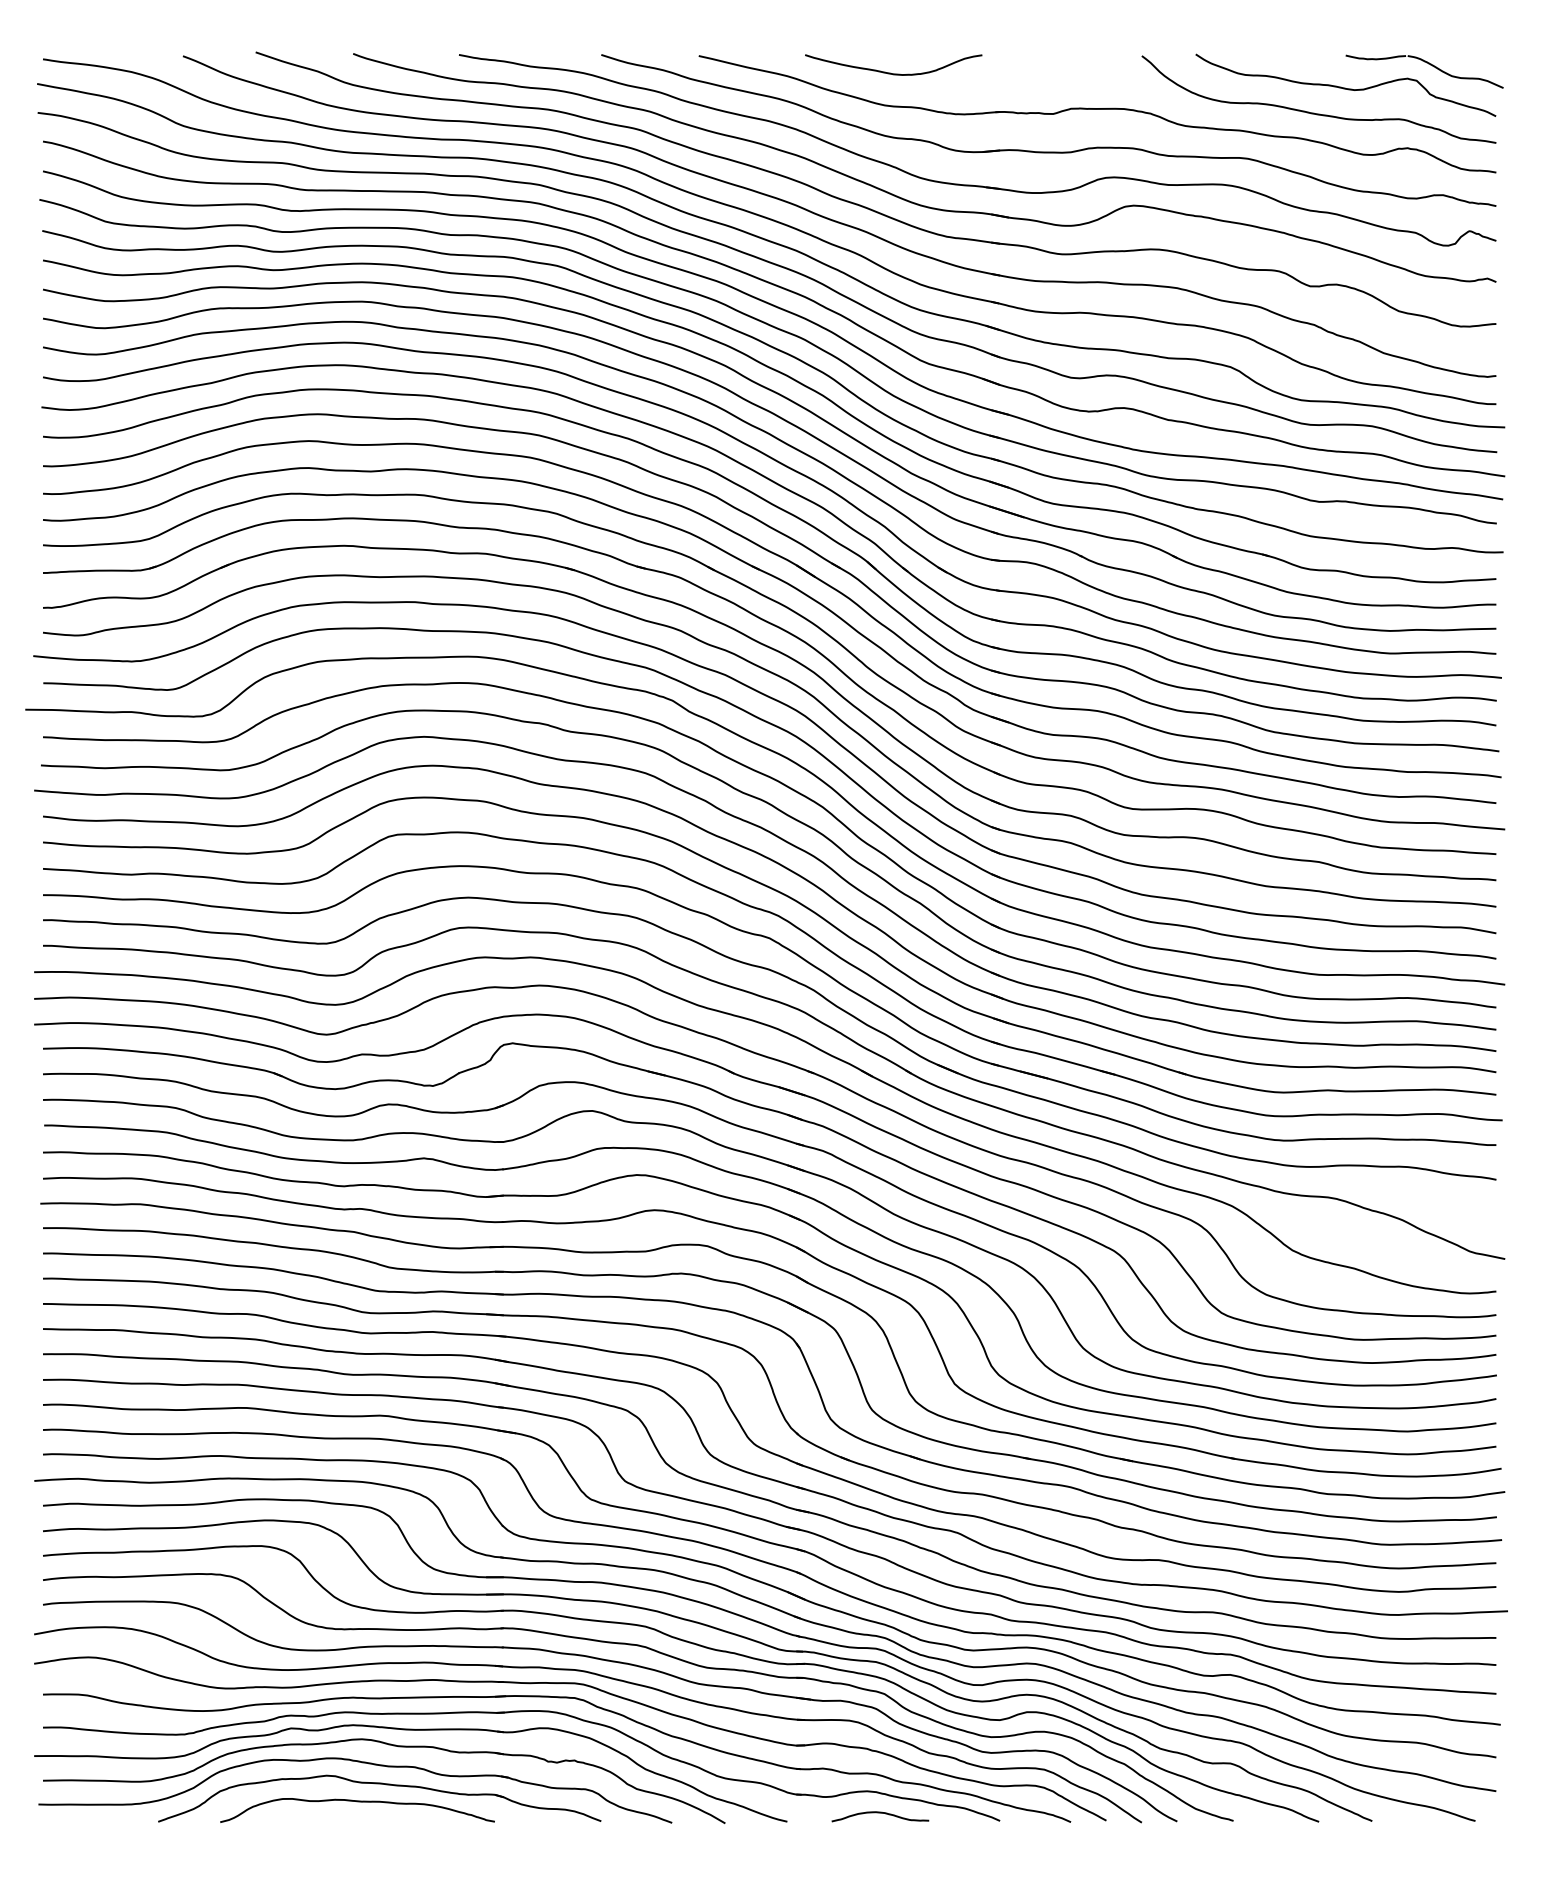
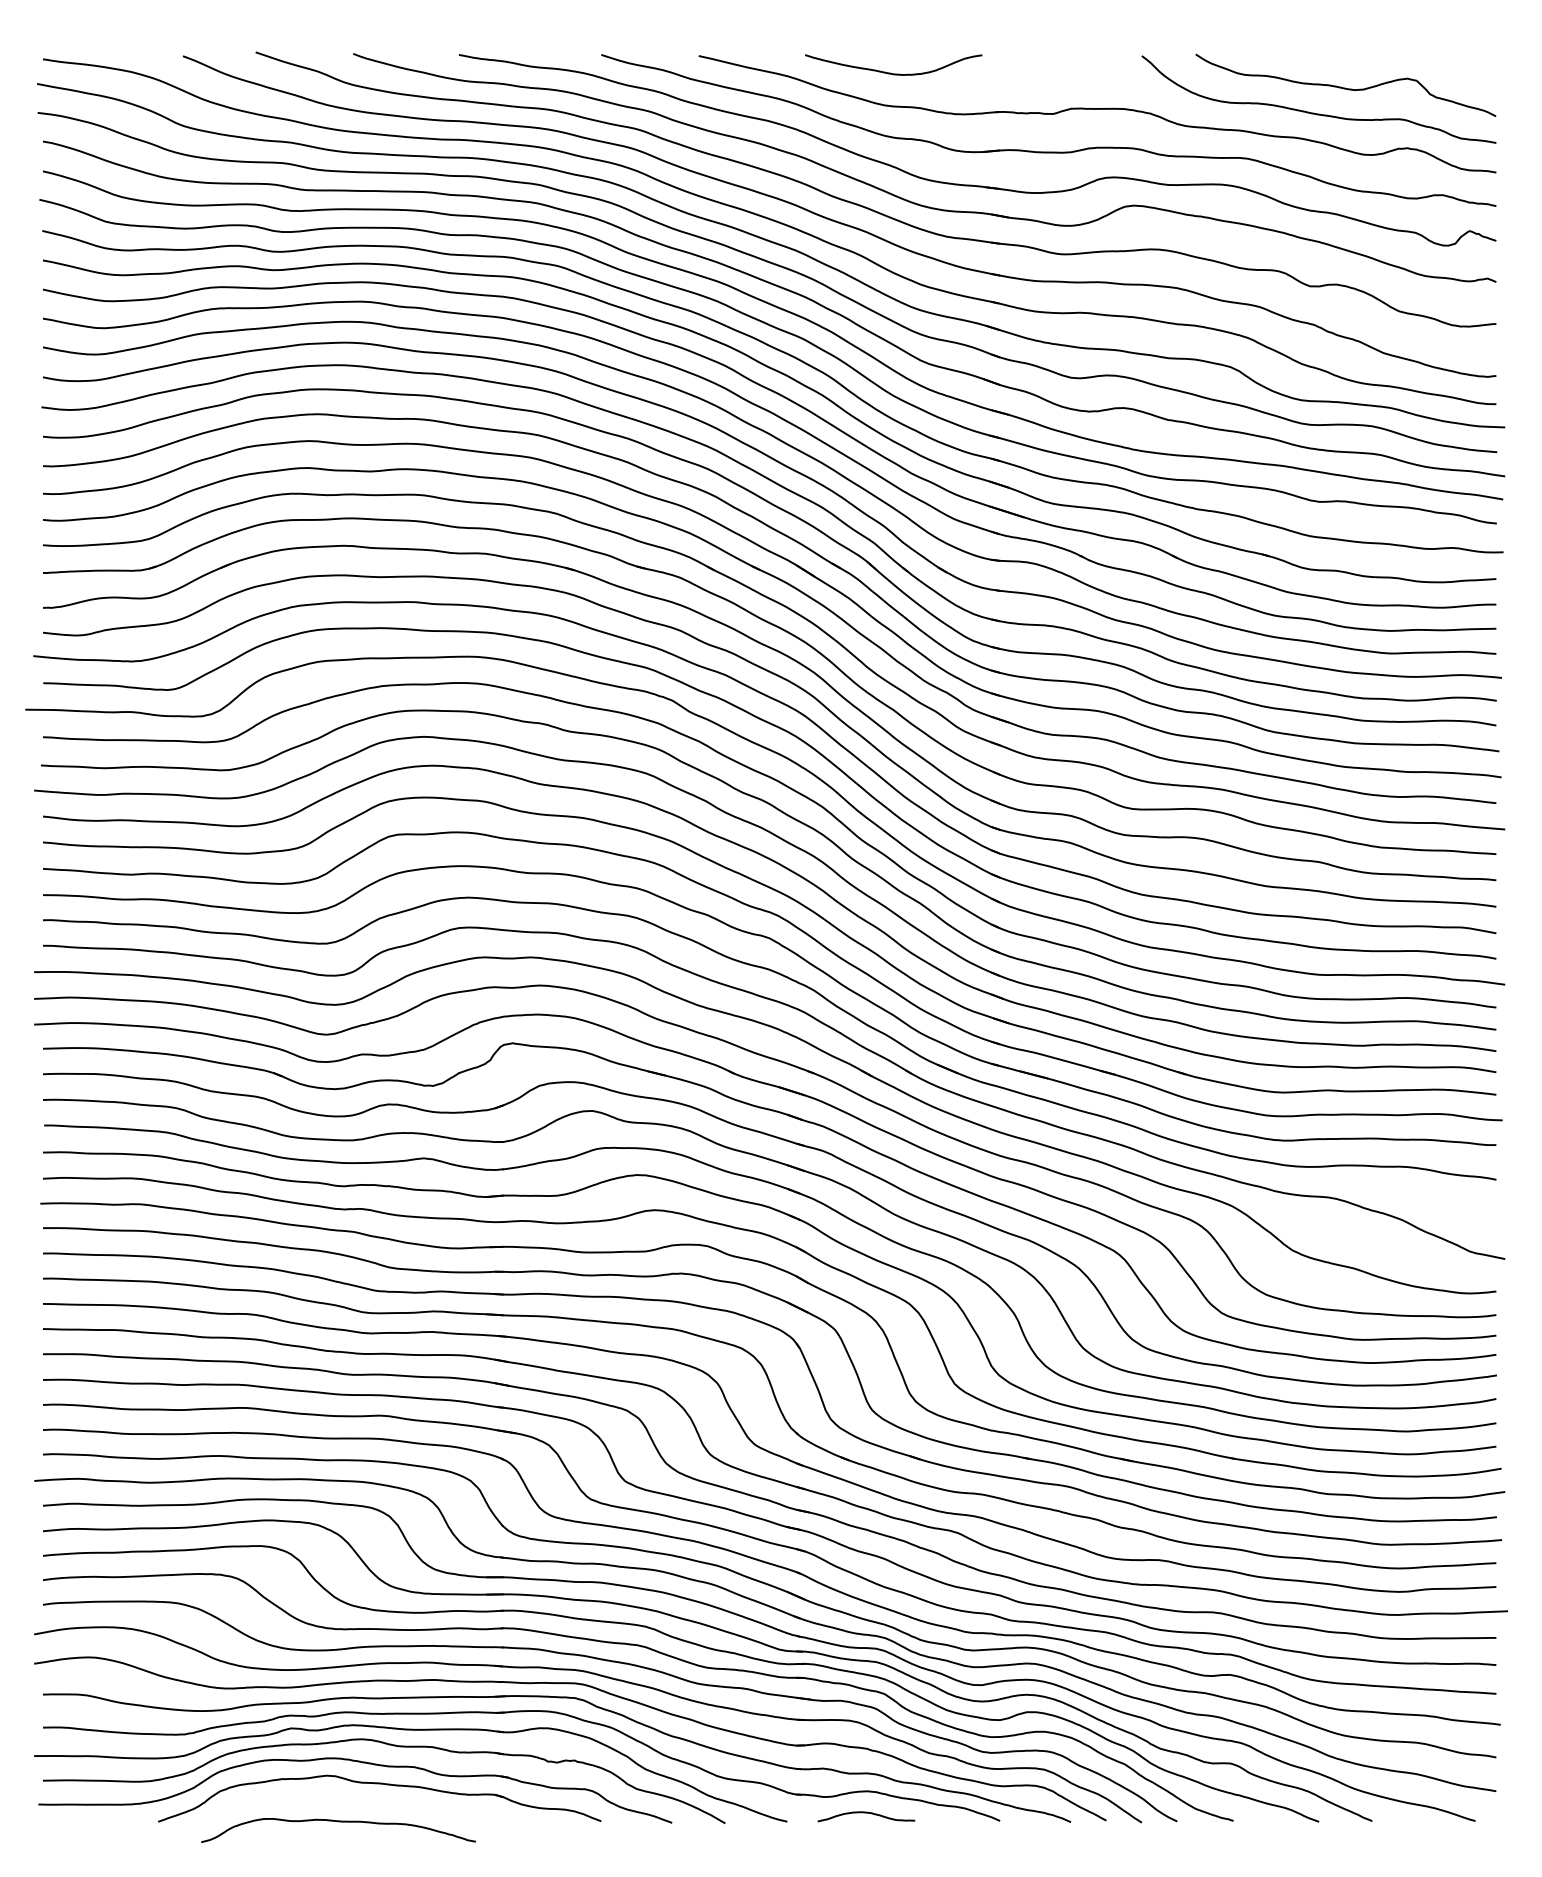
part: present -> none (1428, 64)
curve position: (357, 1802) -> (338, 1822) (338, 1822)
curve position: (880, 1813) -> (866, 1813) (866, 1813)
